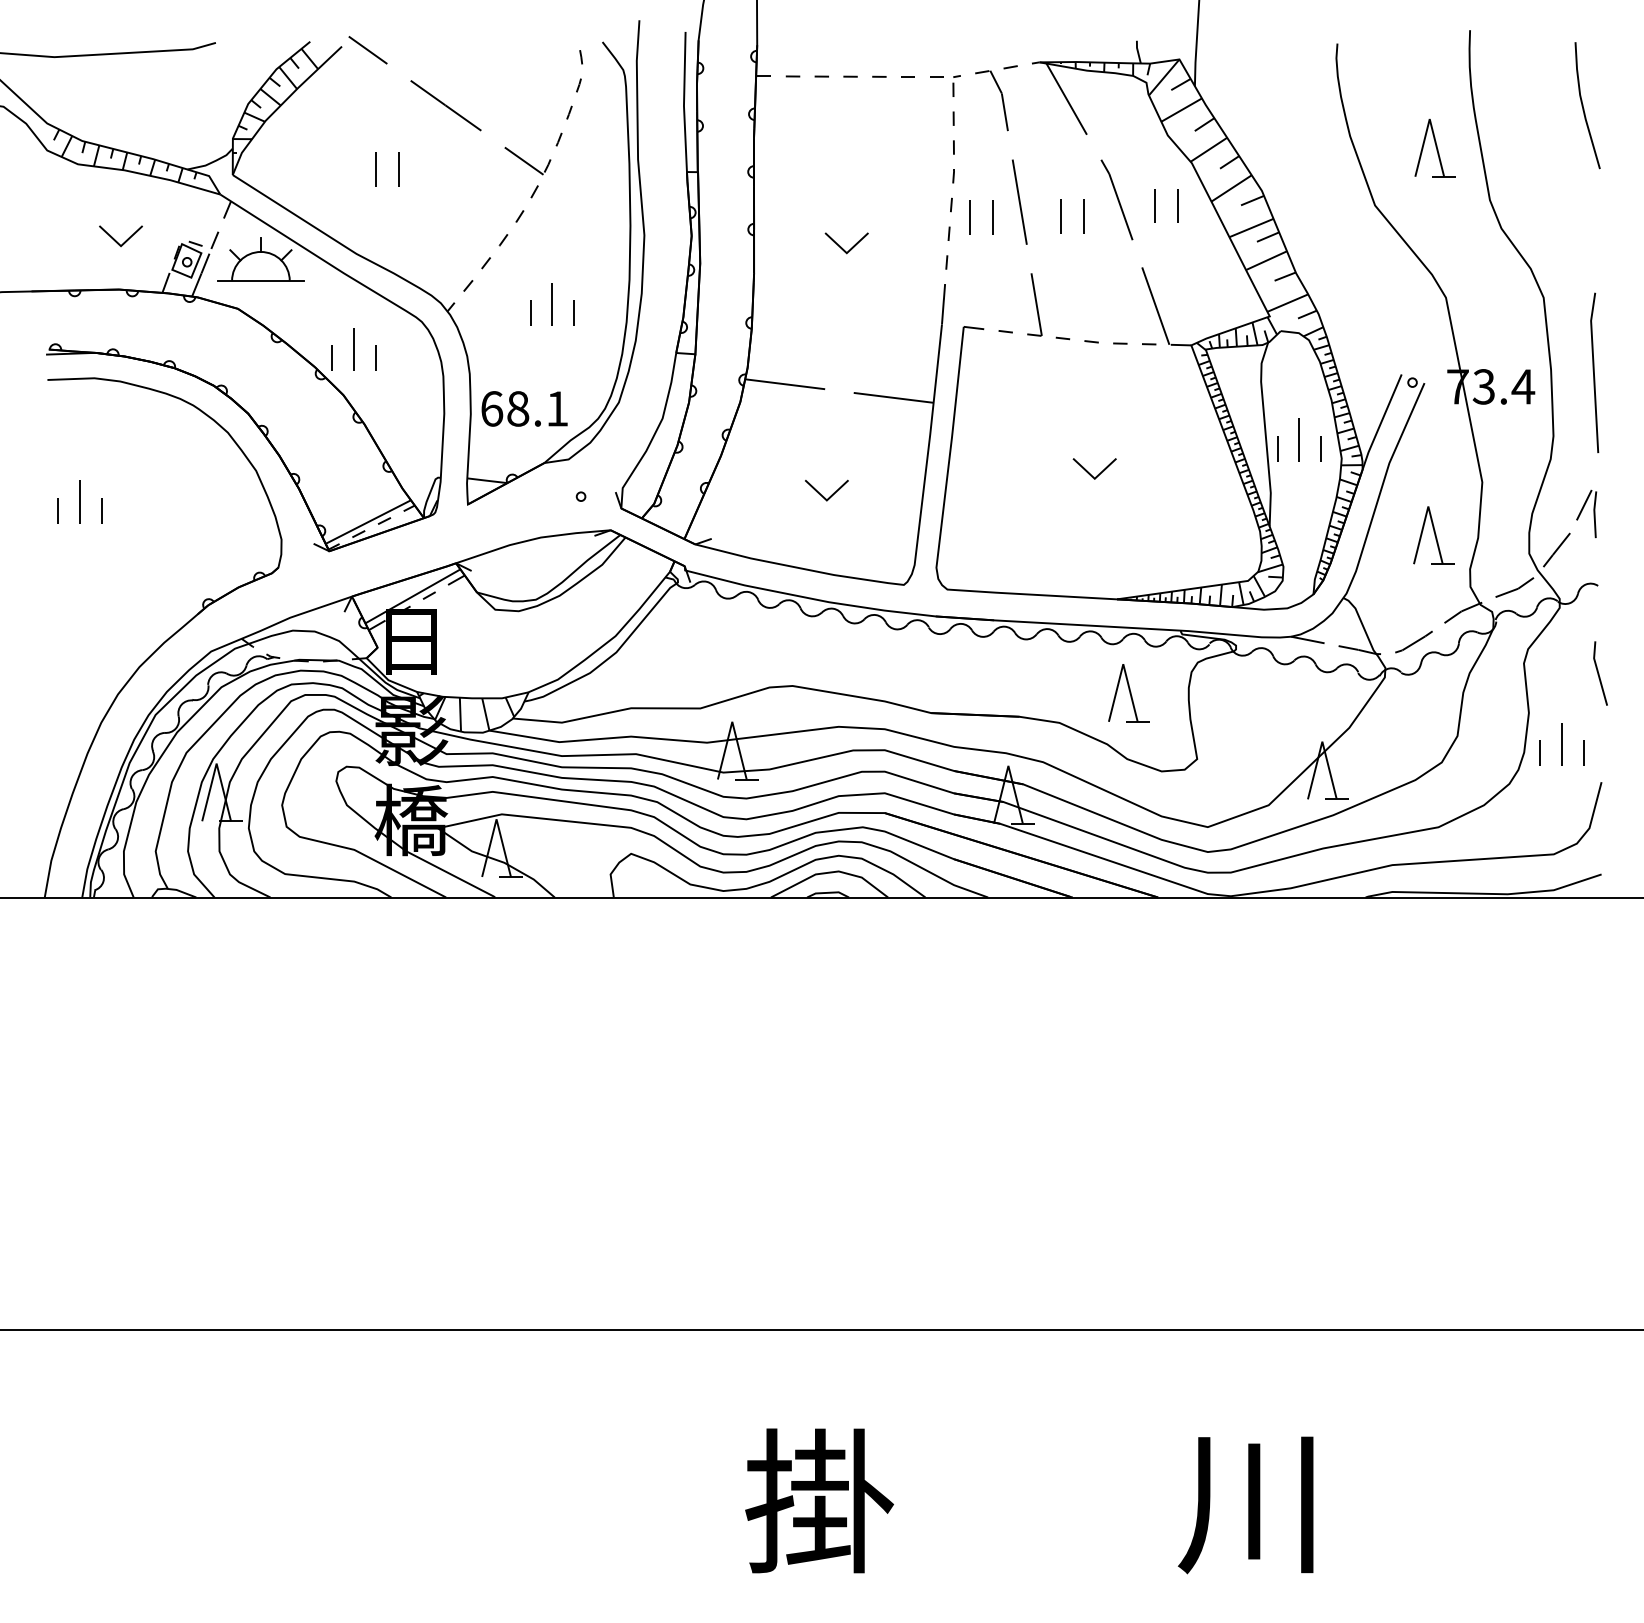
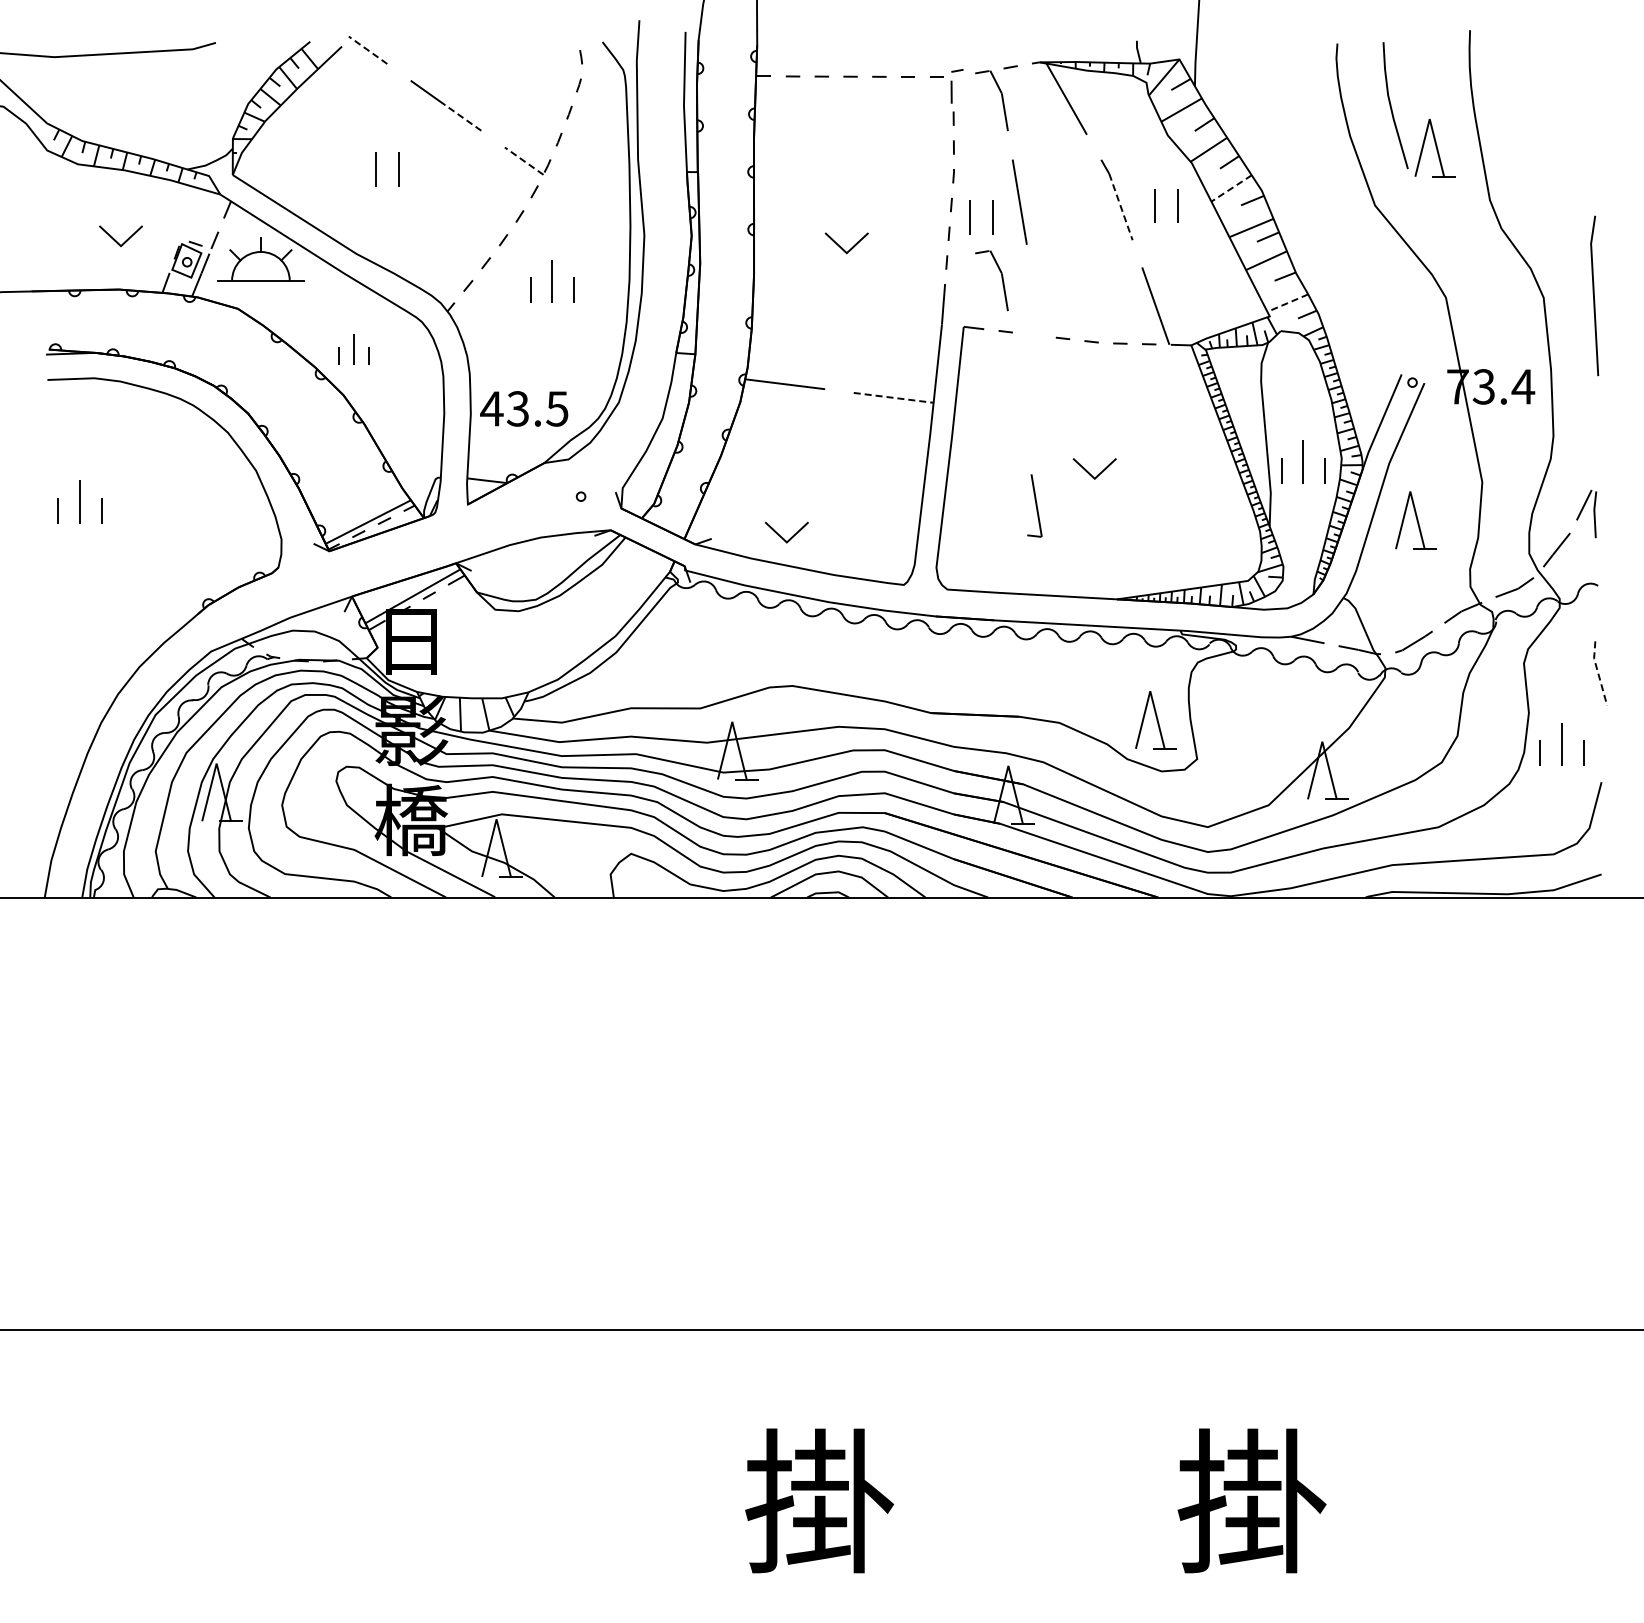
line: solid -> dashed (368, 50)
part size: 9x22 px -> 14x35 px (956, 86)
line position: (1583, 105) -> (1391, 105) (1391, 105)
line: solid -> dashed (462, 117)
line: solid -> dashed (524, 161)
line: solid -> dashed (1231, 188)
line: solid -> dashed (1121, 207)
part: present -> none (1061, 216)
part: none -> present (1001, 279)
line: solid -> dashed (1287, 303)
part position: (552, 304) -> (552, 281) (552, 281)
part position: (1034, 304) -> (1034, 505) (1034, 505)
part size: 46x43 px -> 32x31 px (353, 349)
line position: (1594, 372) -> (1594, 295) (1594, 295)
line: solid -> dashed (894, 397)
text: 68.1 -> 43.5 (524, 408)
part position: (1299, 439) -> (1303, 461) (1303, 461)
part position: (826, 490) -> (786, 532) (786, 532)
part position: (1433, 535) -> (1415, 520) (1415, 520)
line: solid -> dashed (1598, 673)
part position: (1128, 693) -> (1155, 720) (1155, 720)
text: 川 -> 掛 (1251, 1501)
